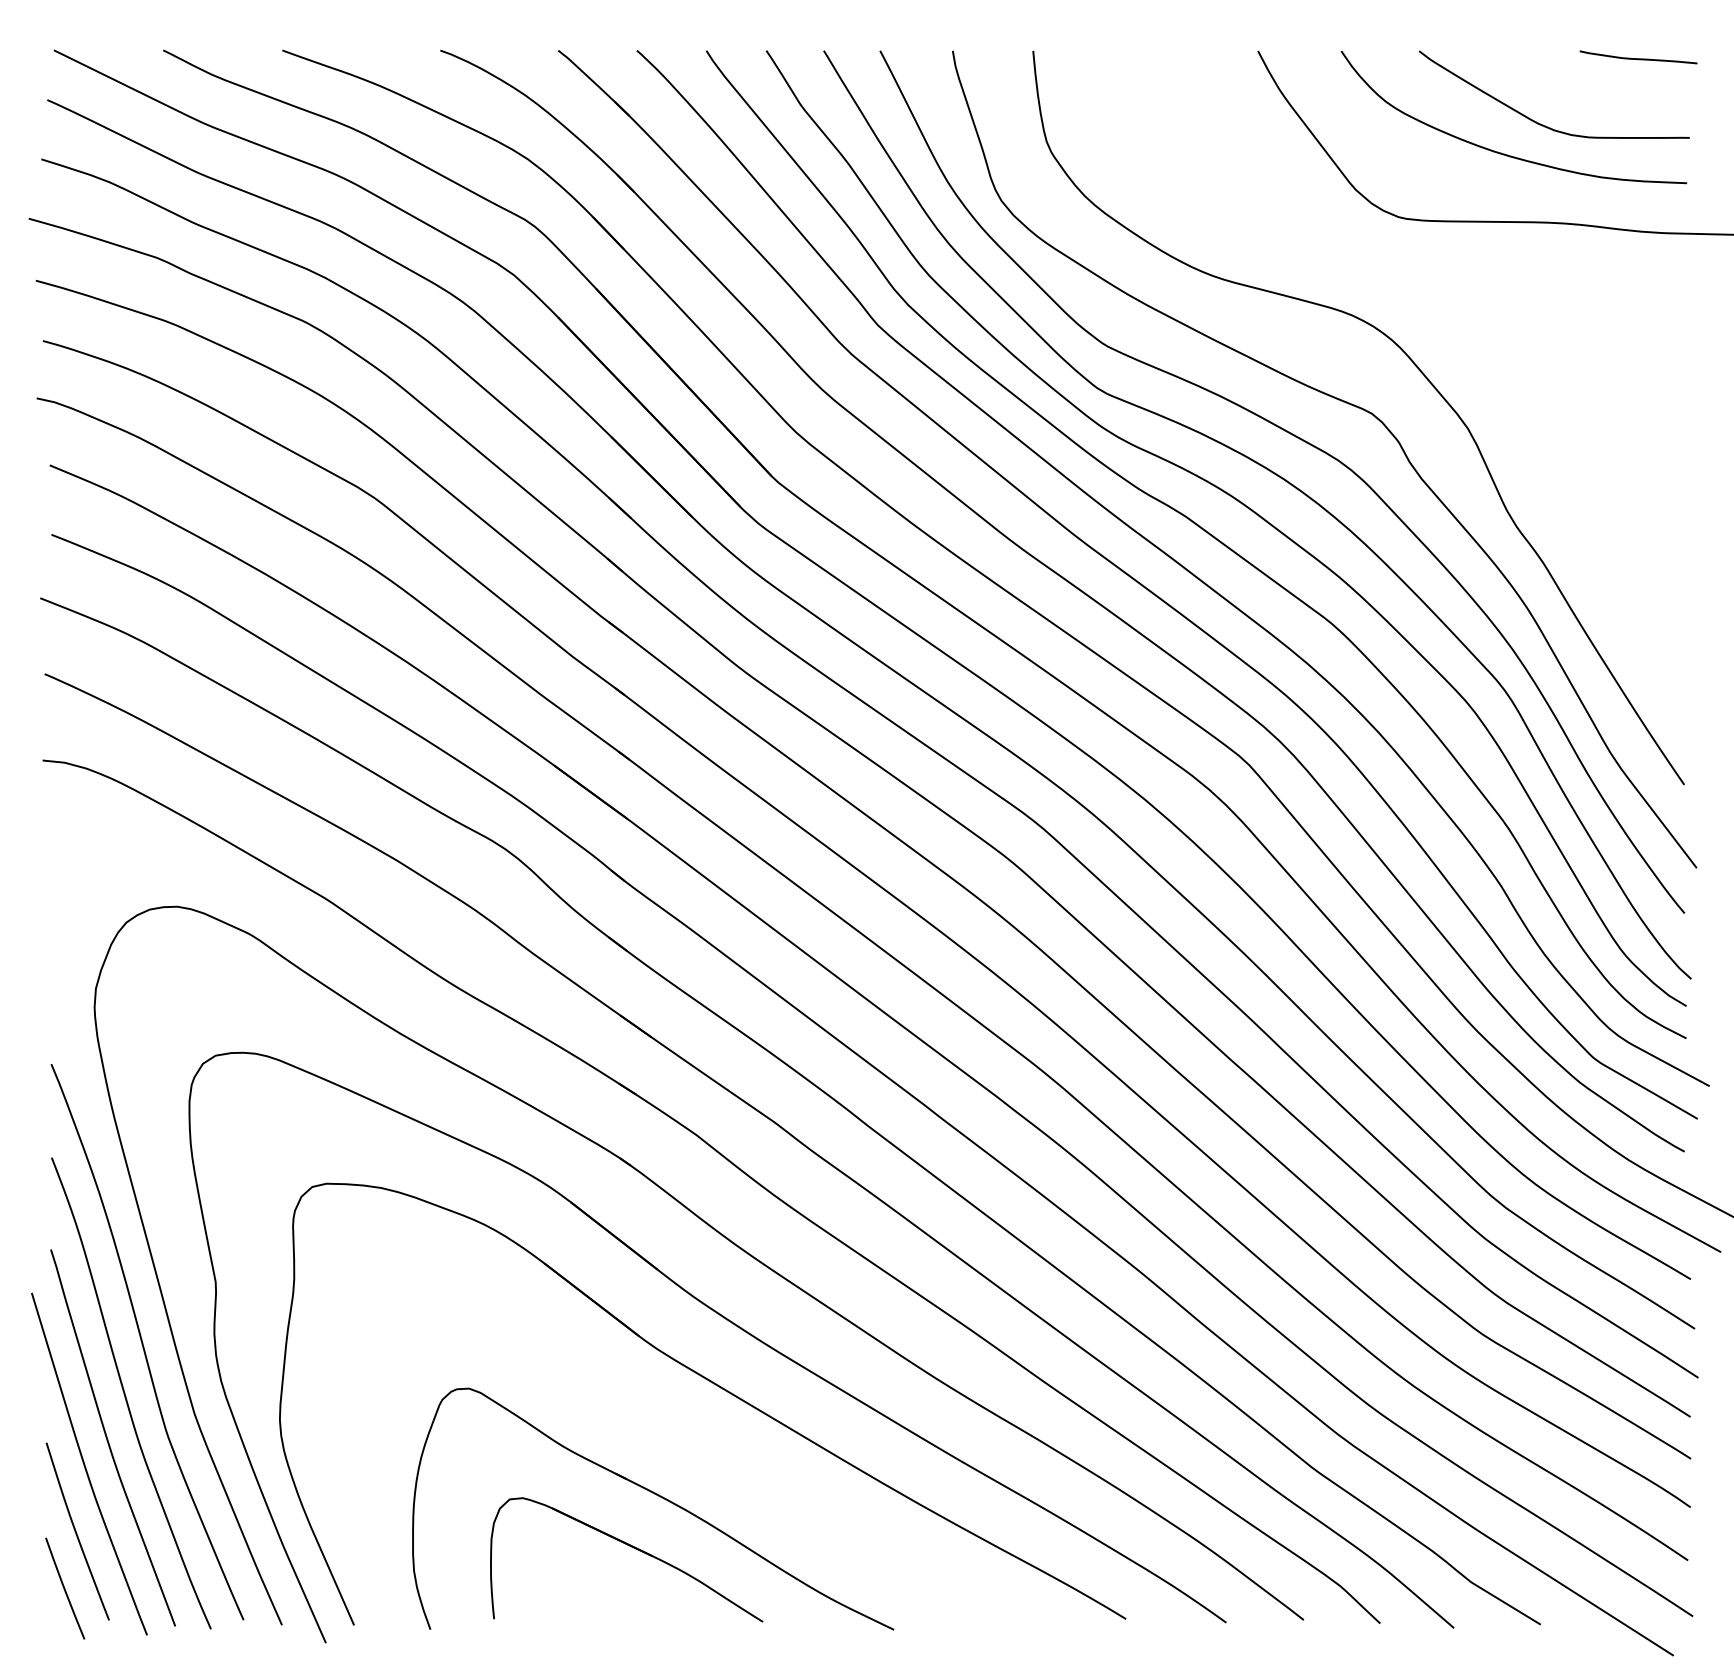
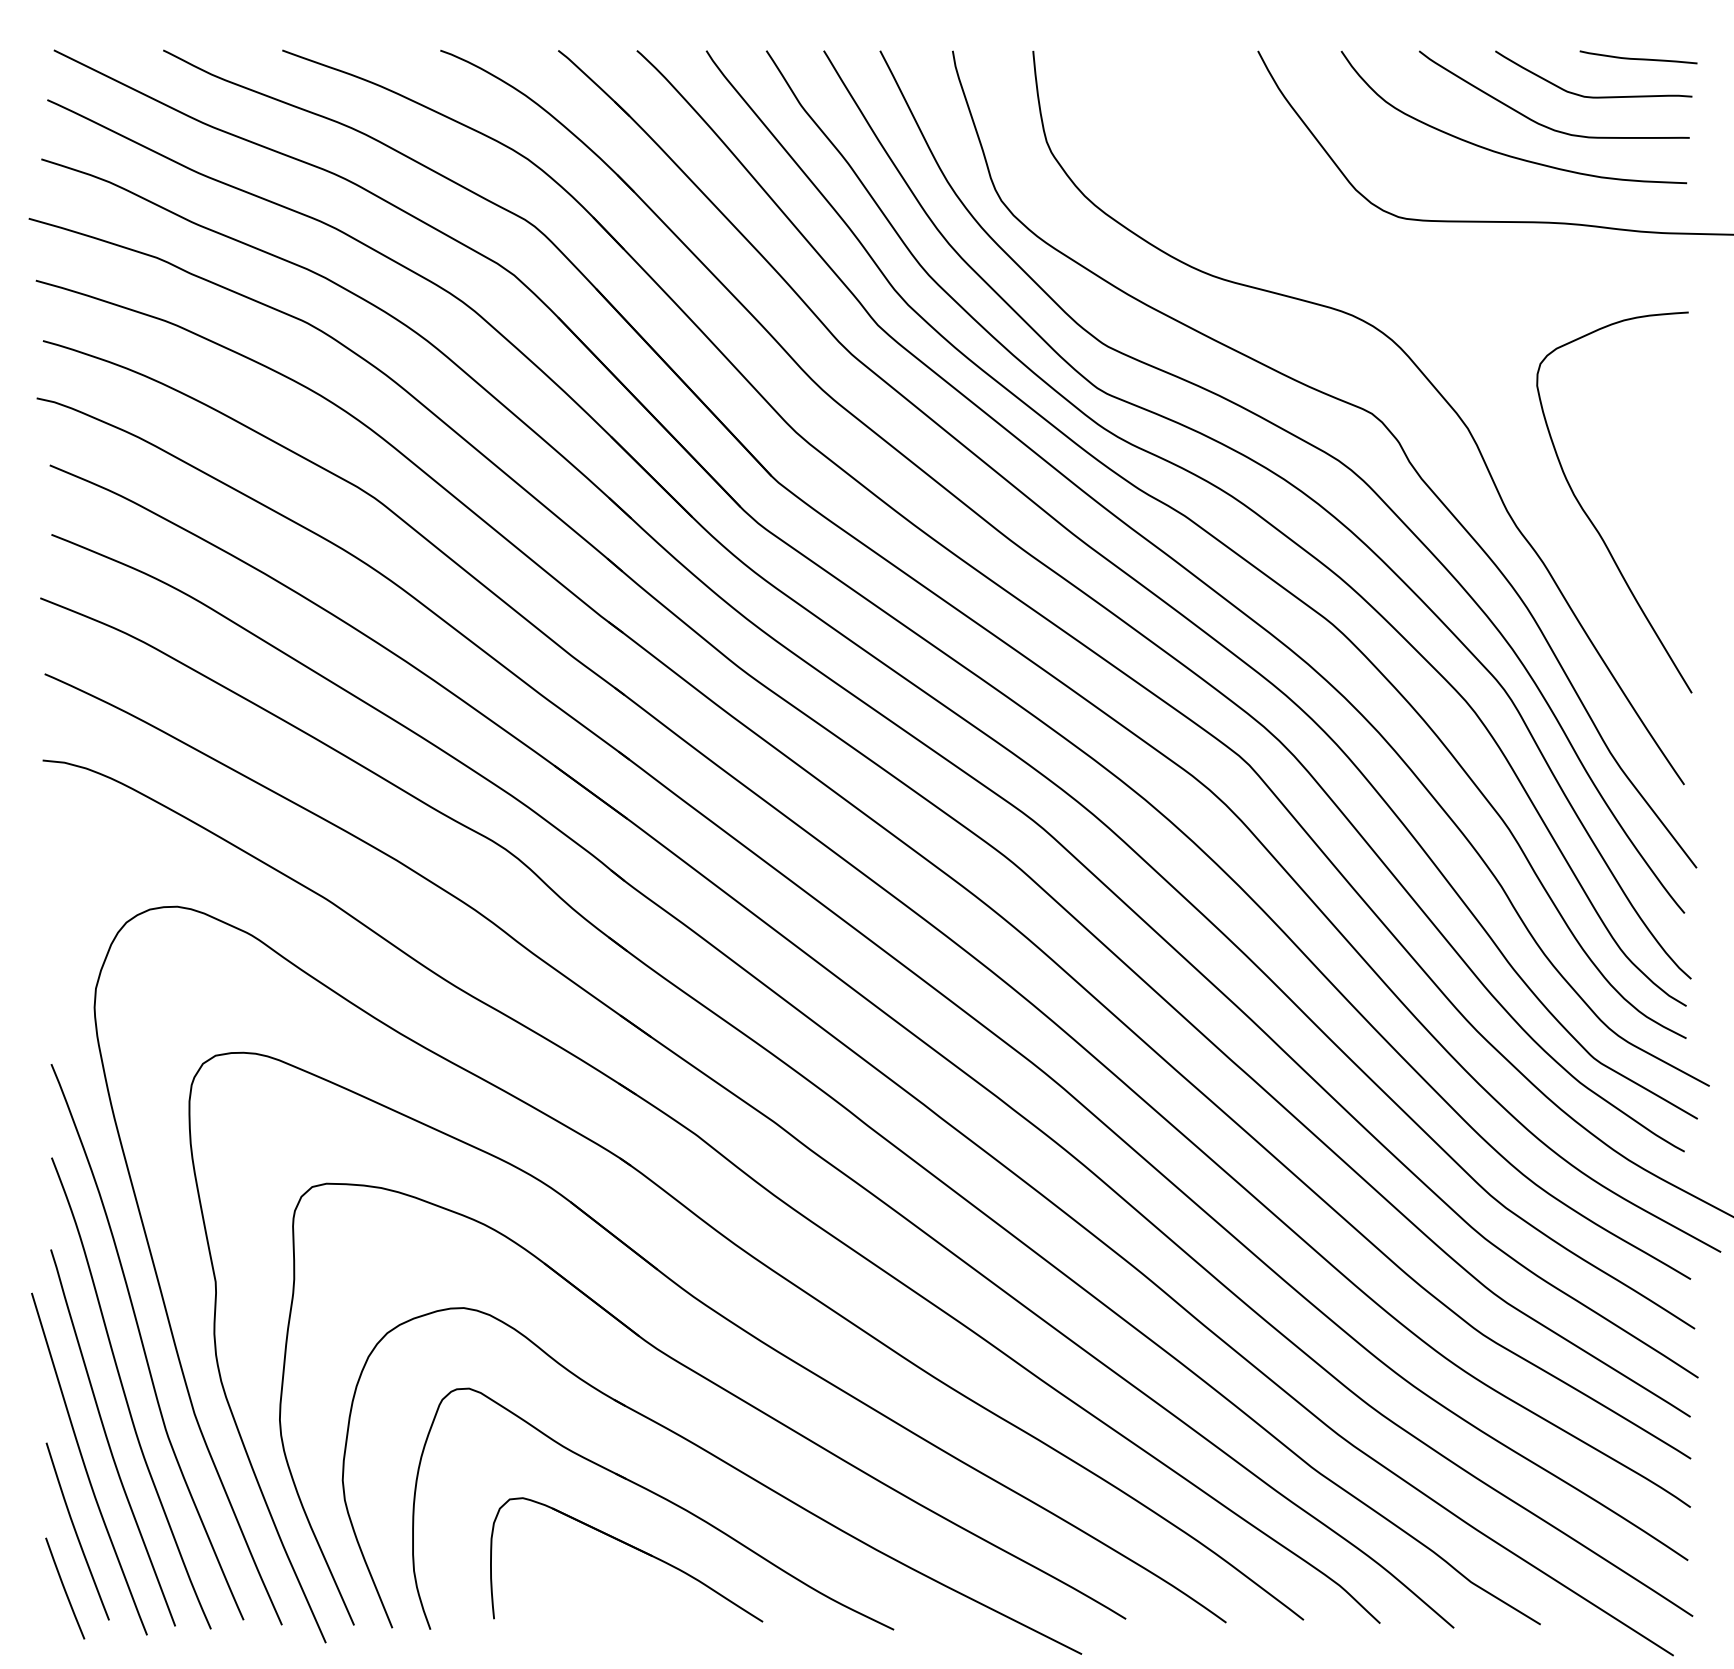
curve: none -> present (1593, 96)
curve: none -> present (1590, 518)
part: none -> present (721, 1461)
